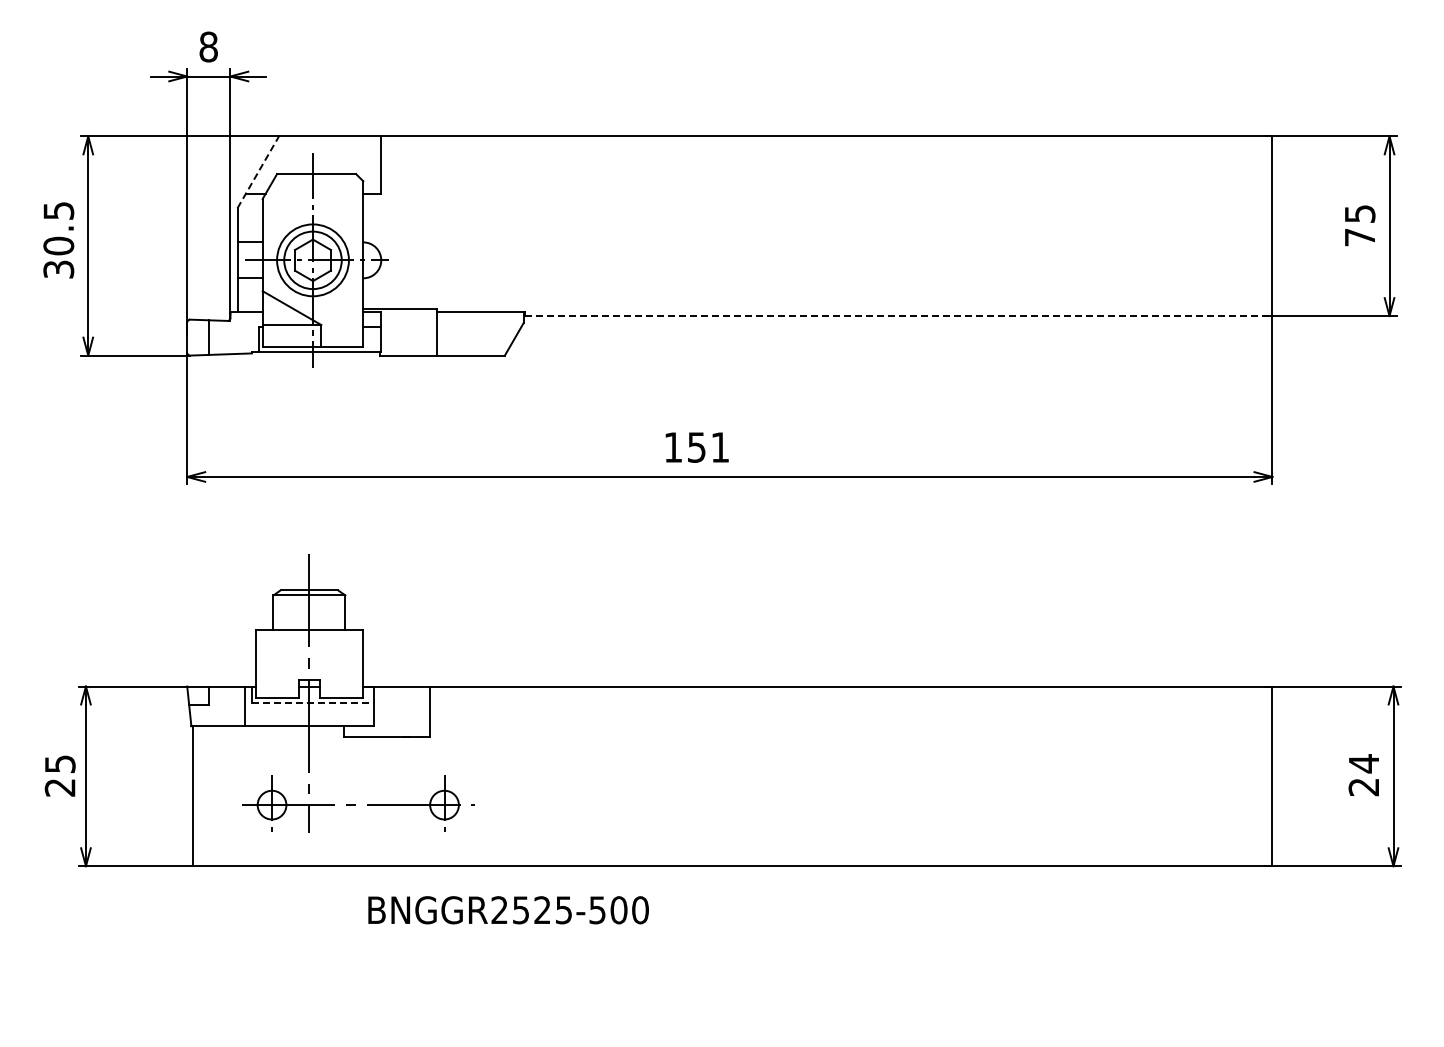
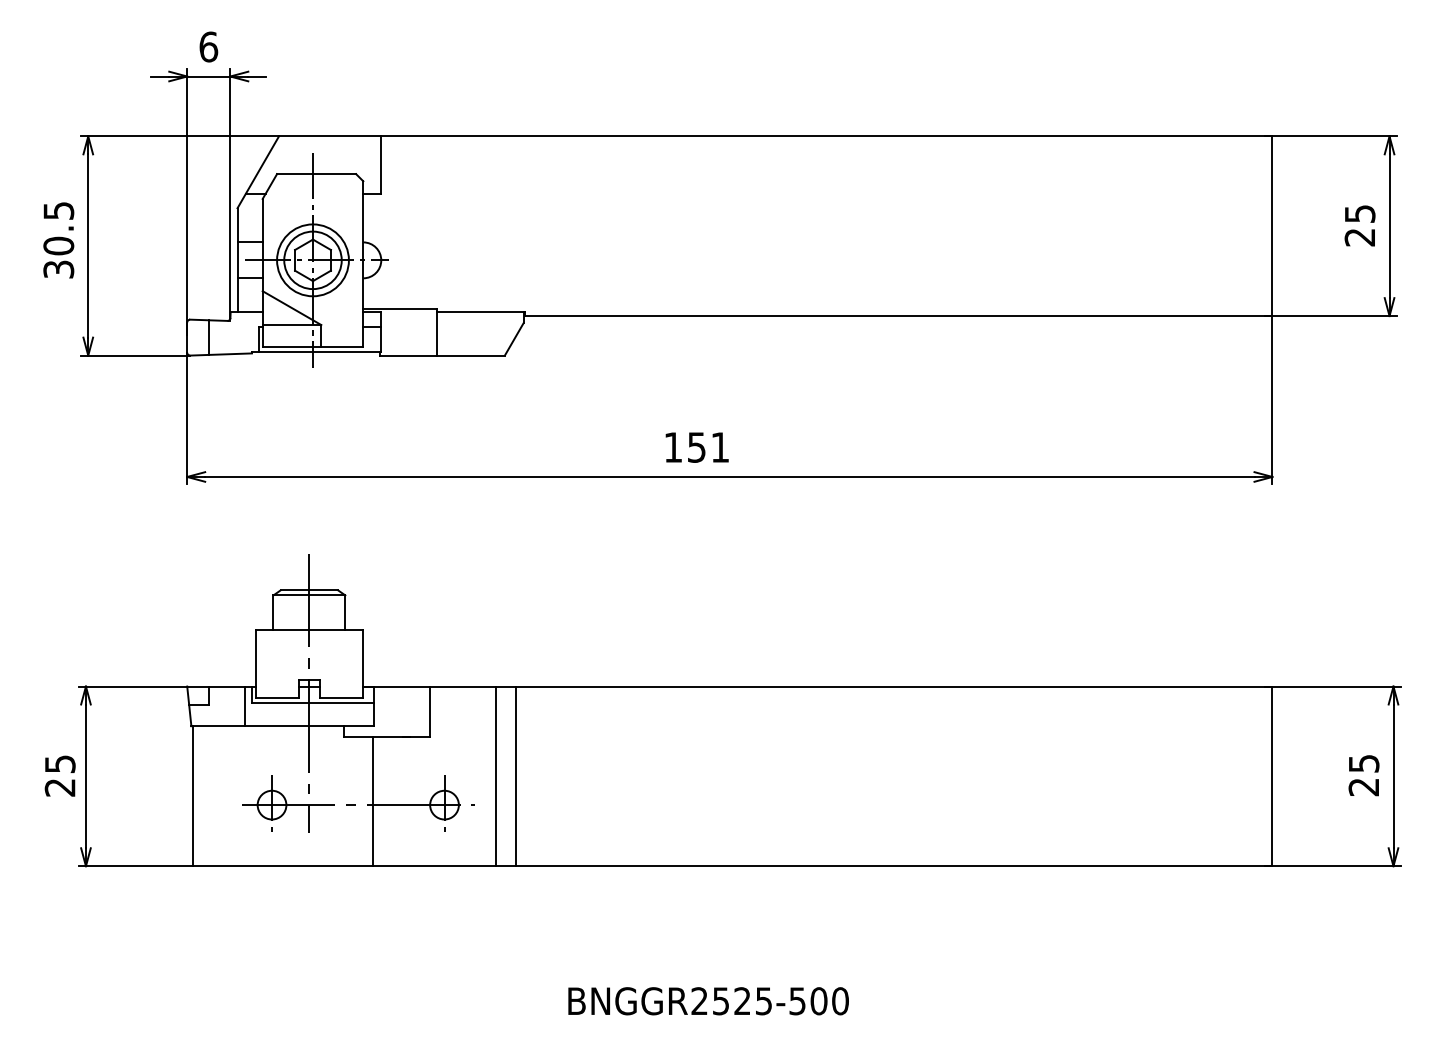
text: 8 -> 6 (208, 46)
line: dashed -> solid (258, 171)
text: 75 -> 25 (1359, 237)
line: dashed -> solid (898, 316)
line: dashed -> solid (313, 703)
text: 24 -> 25 (1364, 763)
line: none -> present (495, 776)
line: none -> present (516, 776)
line: none -> present (372, 801)
text position: (508, 910) -> (708, 1001) (708, 1001)
